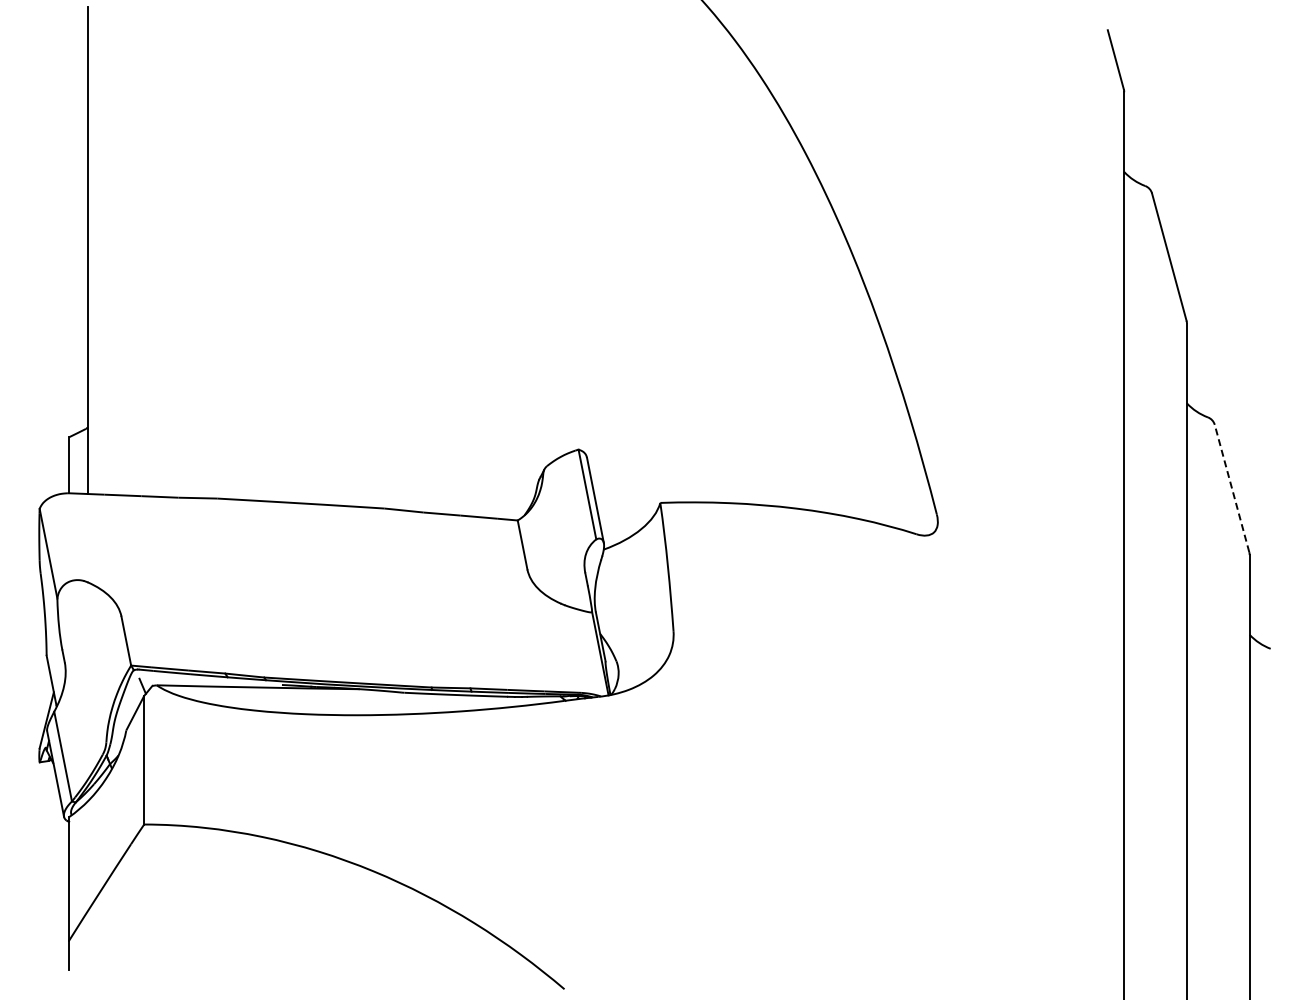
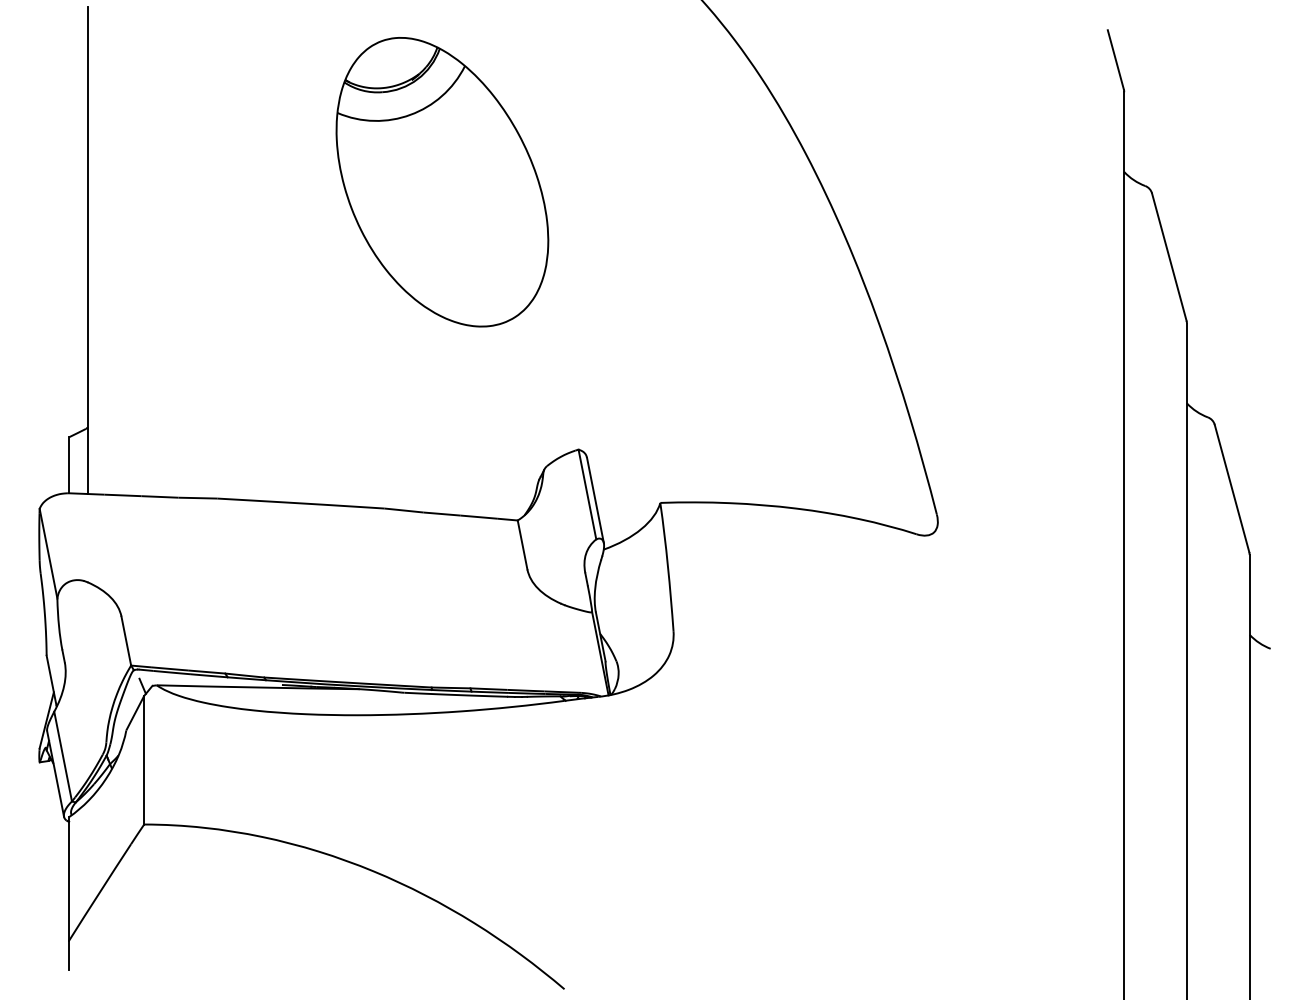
part: none -> present (442, 182)
line: dashed -> solid (1232, 488)
